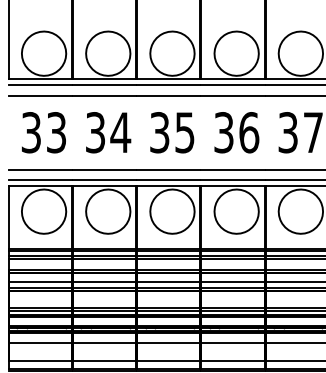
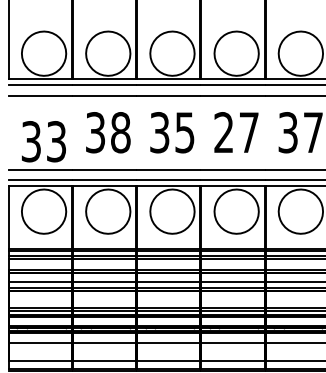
text position: (43, 132) -> (43, 141) (43, 141)
text: 34 -> 38 (120, 132)
text: 36 -> 27 (236, 132)
